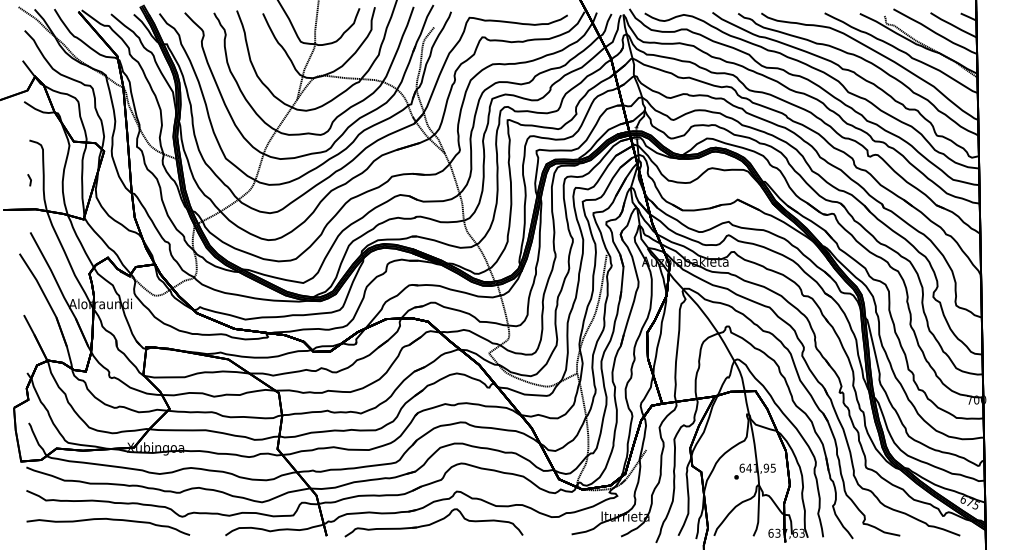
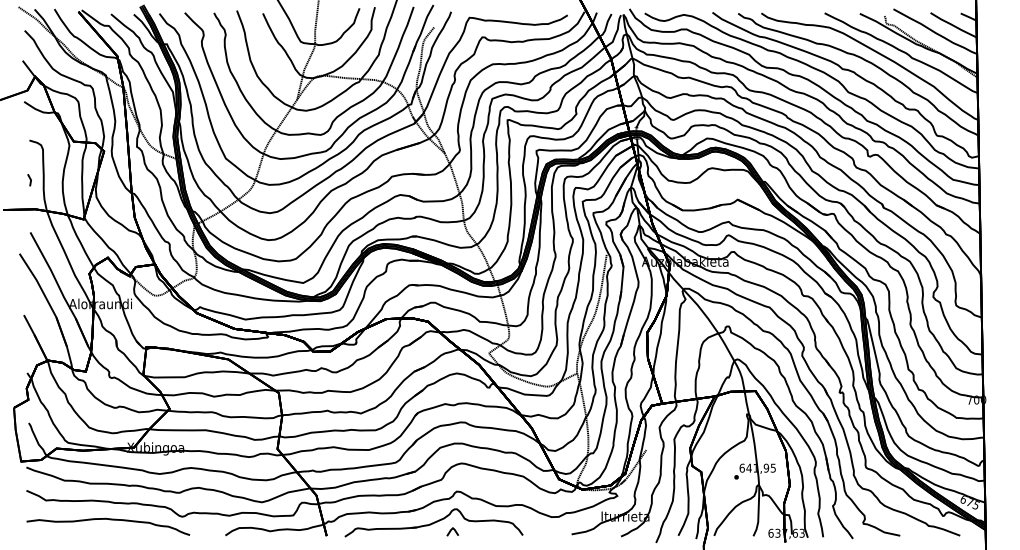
line: none -> present (451, 531)
